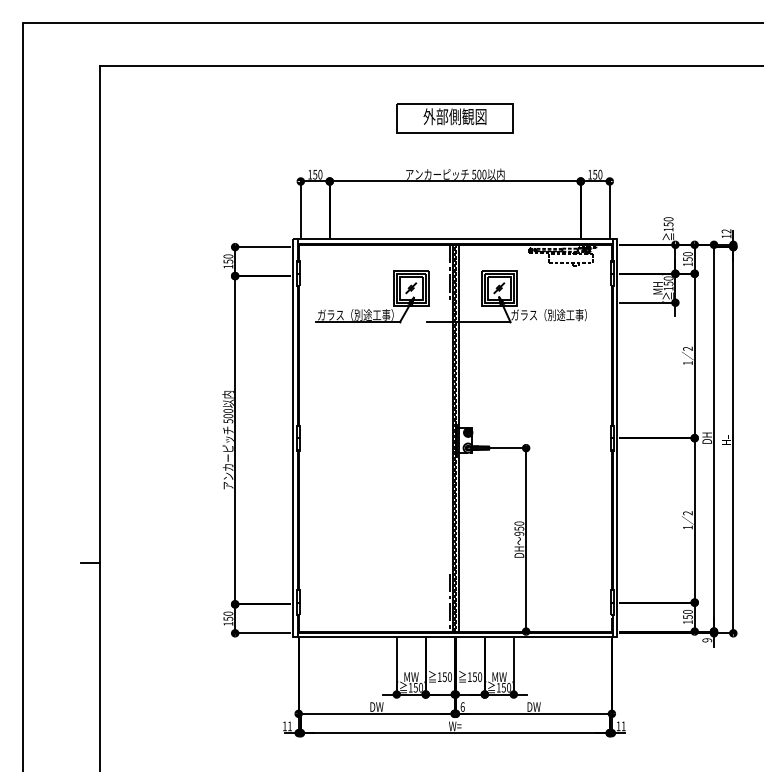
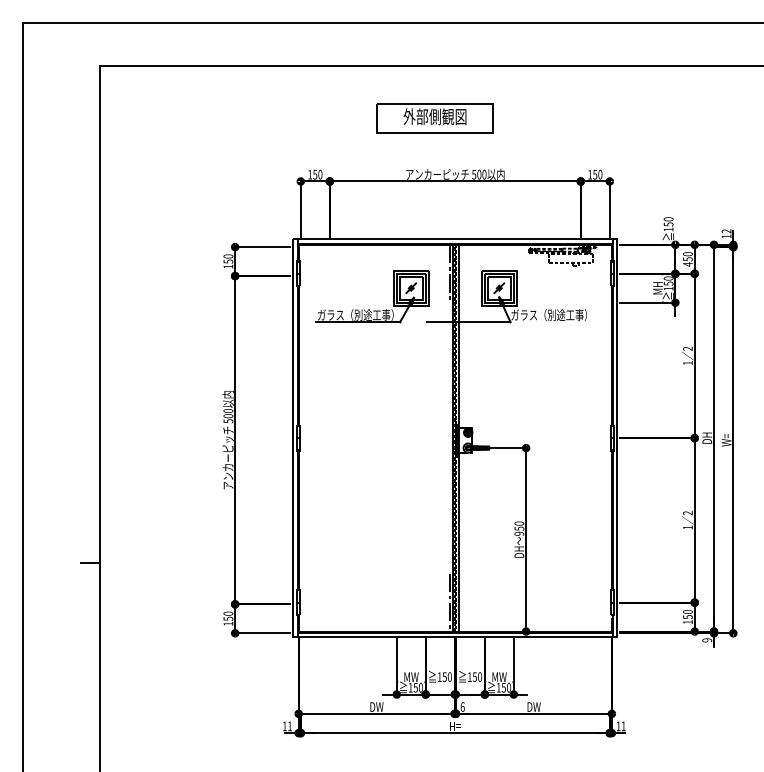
part position: (454, 118) -> (434, 118) (434, 118)
text: 150 -> 450 (687, 264)
text: H= -> W= (726, 440)
text: W= -> H= (455, 726)
